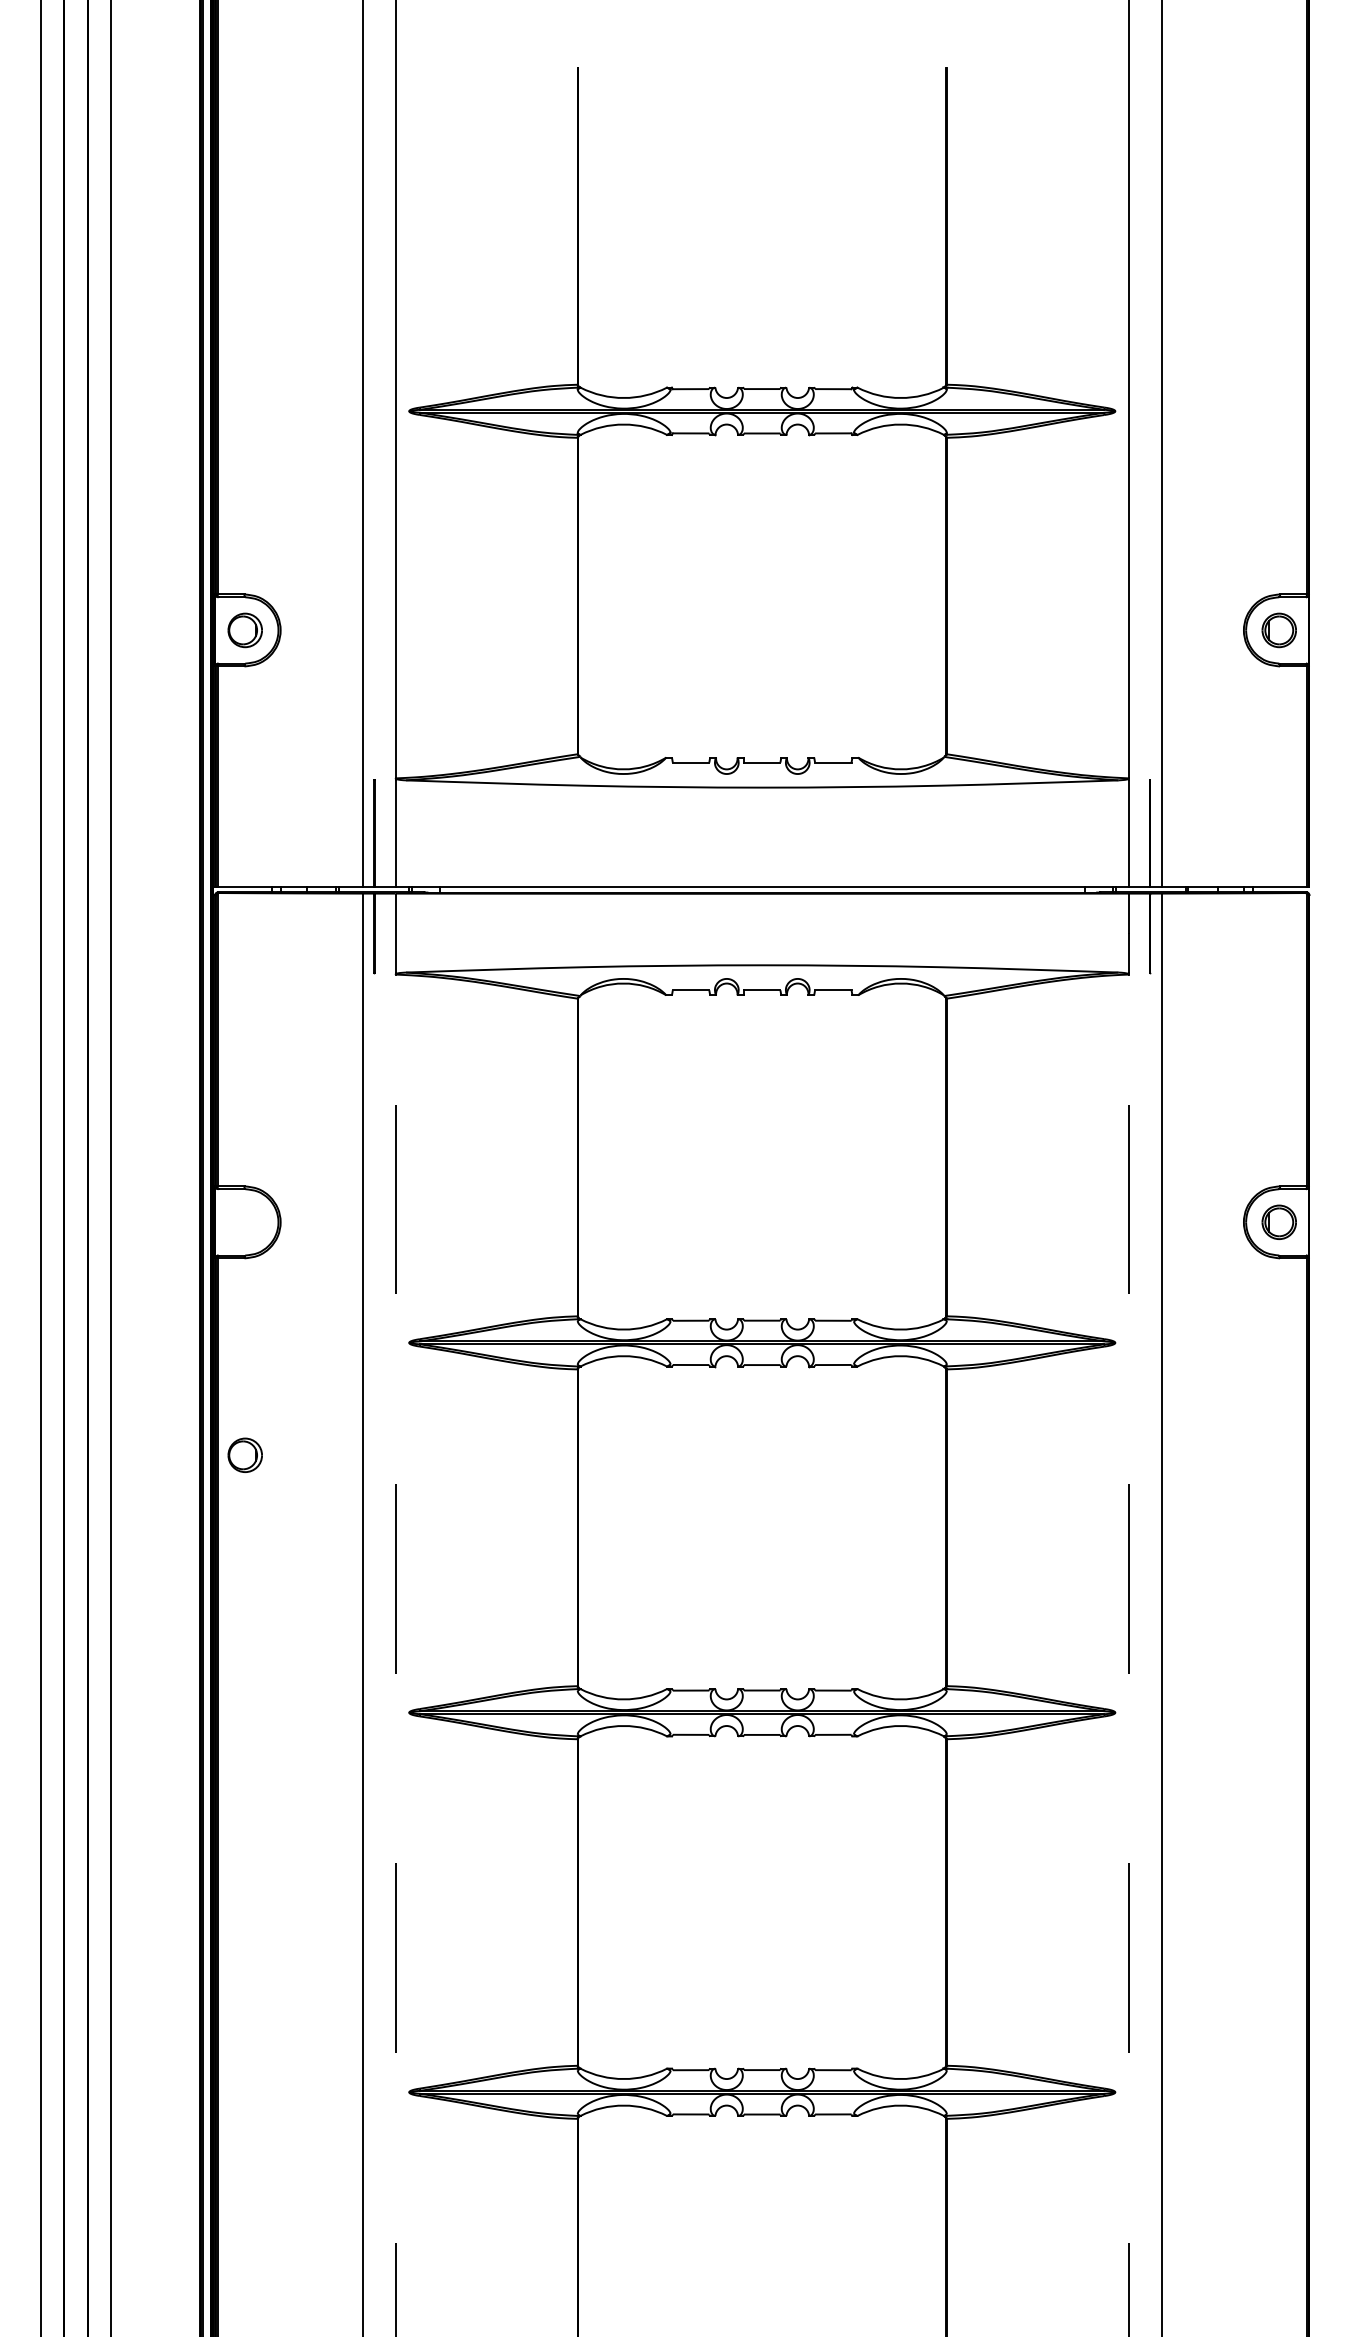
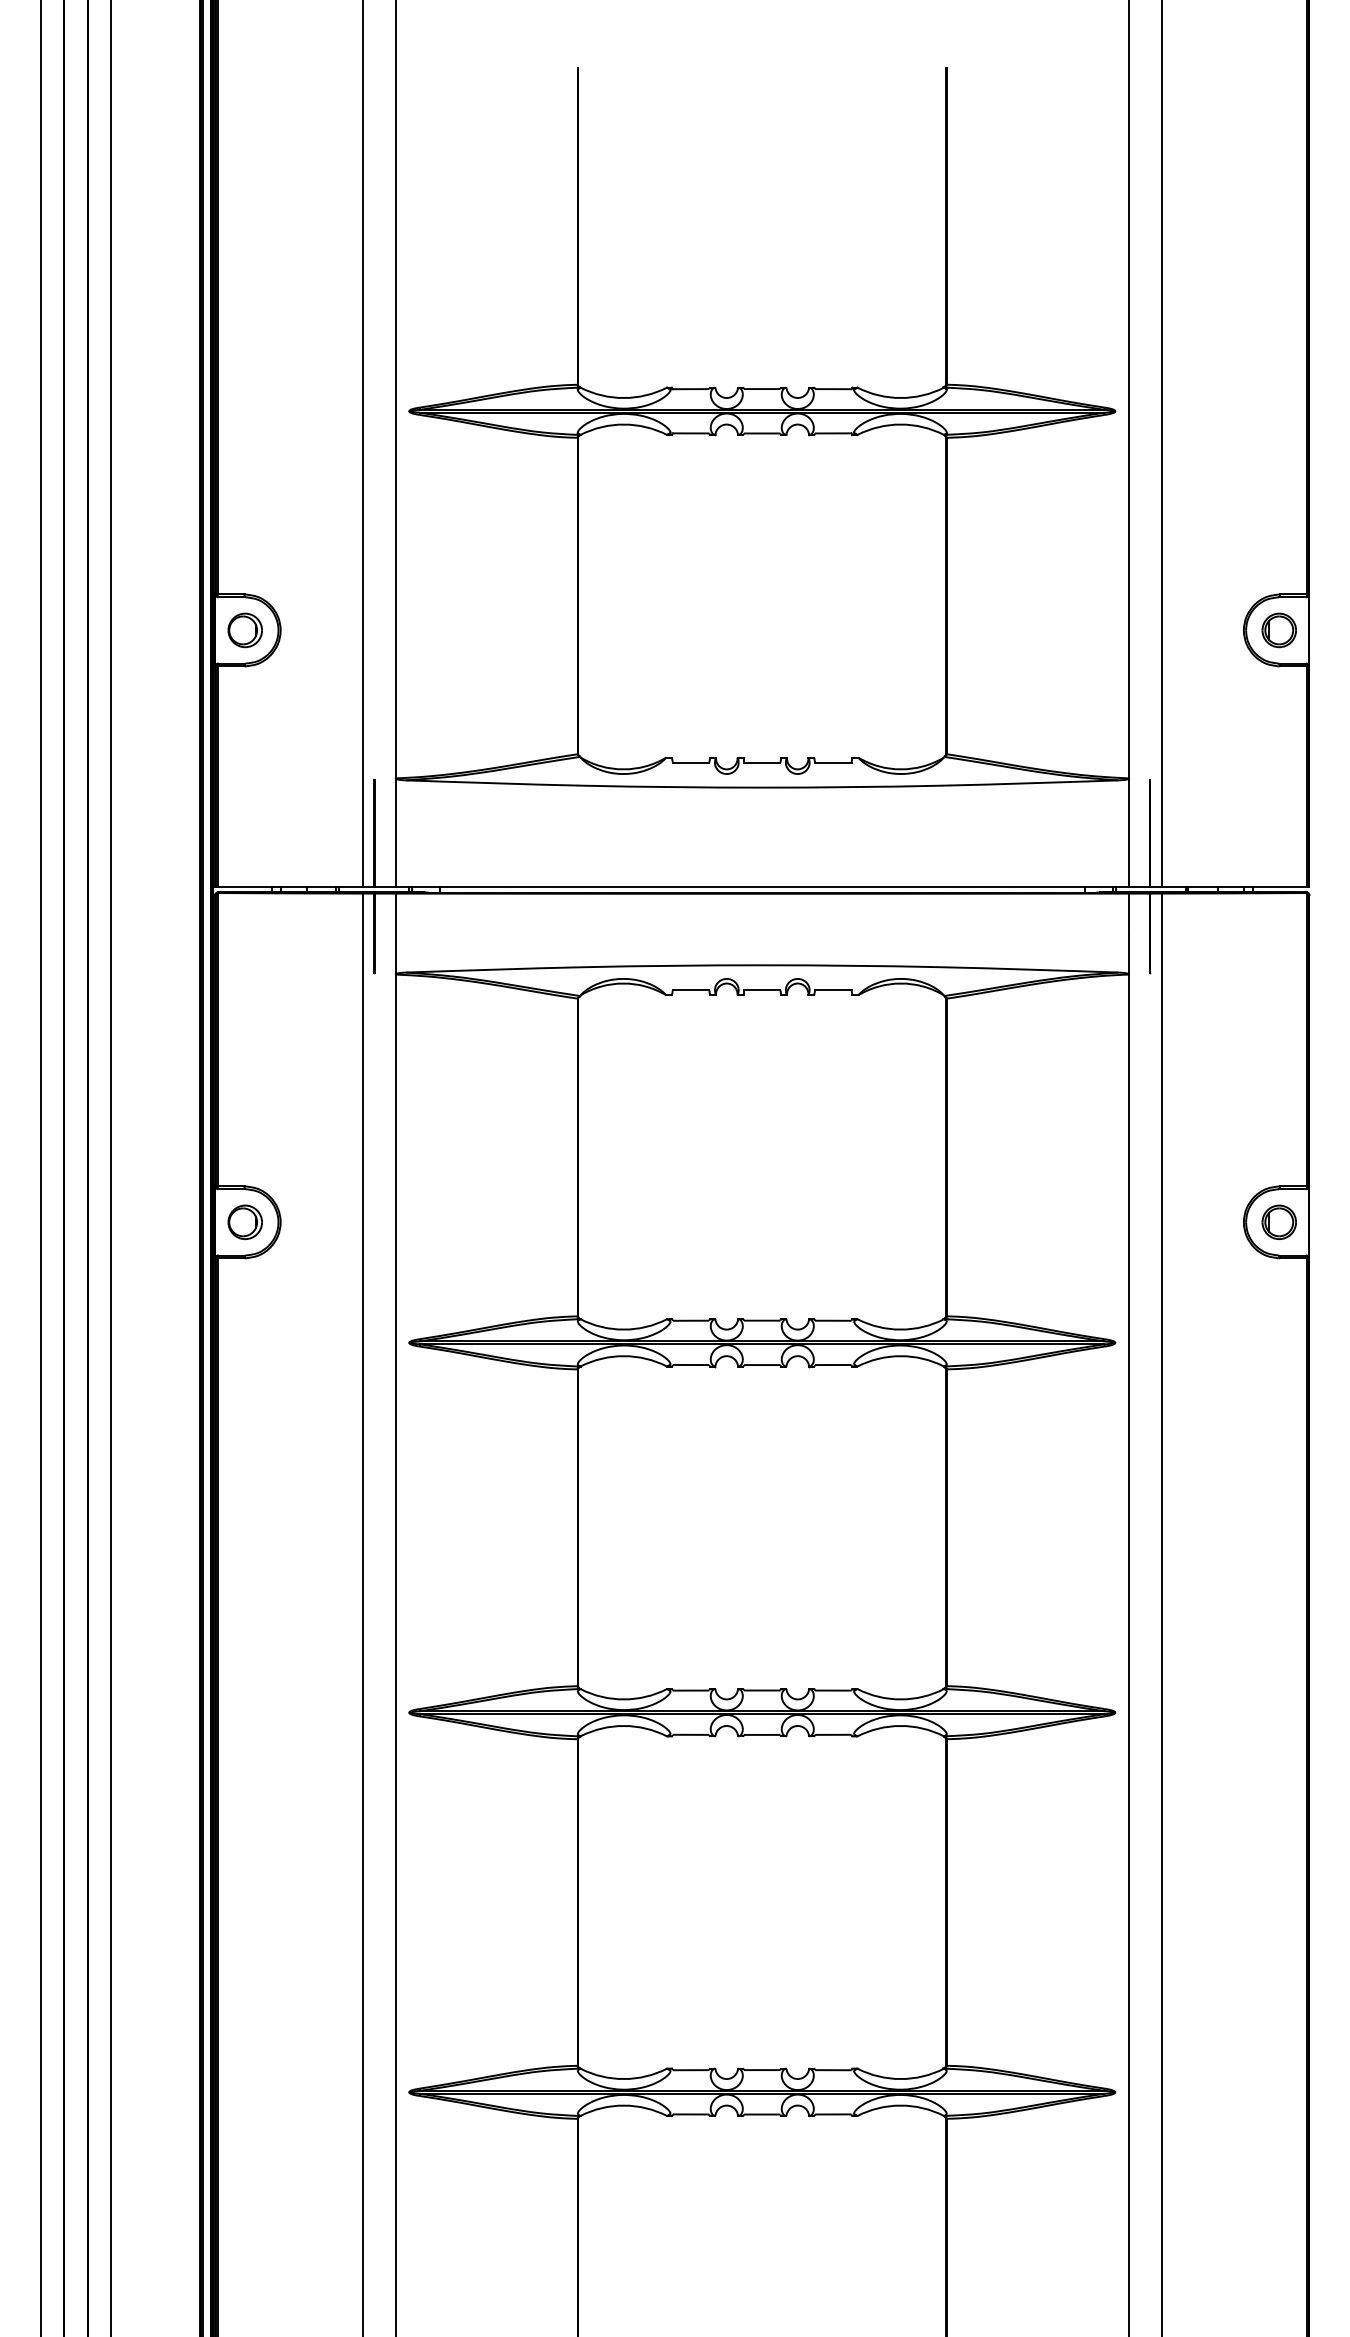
part position: (244, 1454) -> (244, 1221) (244, 1221)
line: dashed -> solid (395, 1655)
line: dashed -> solid (1128, 1655)
